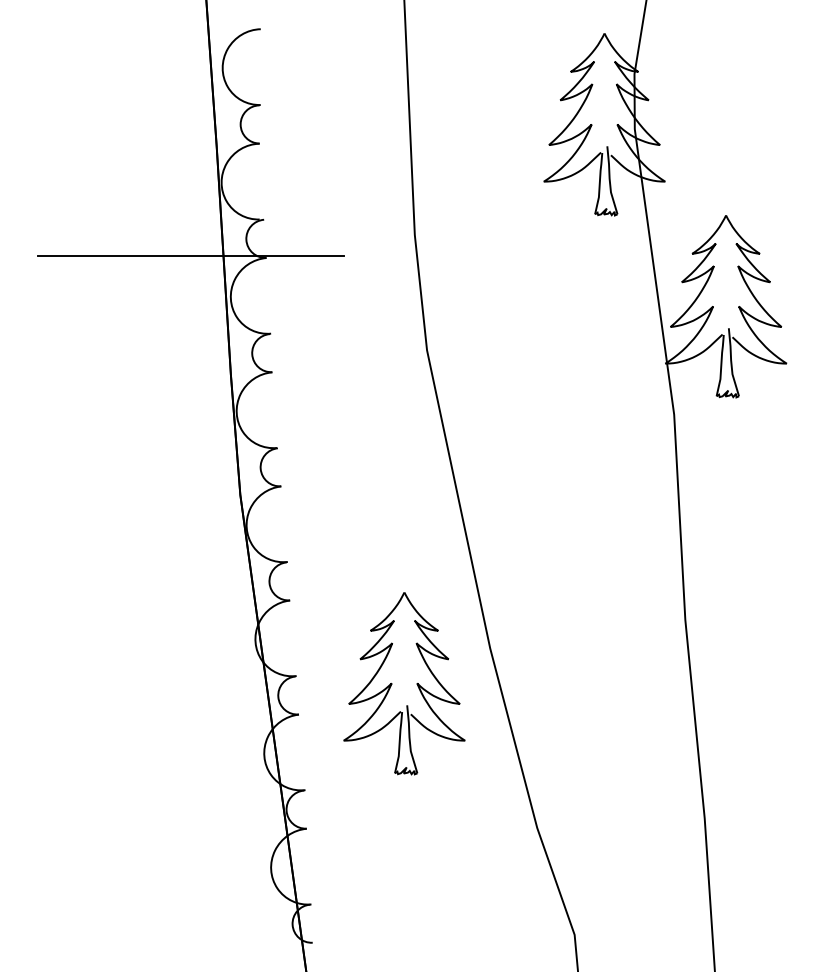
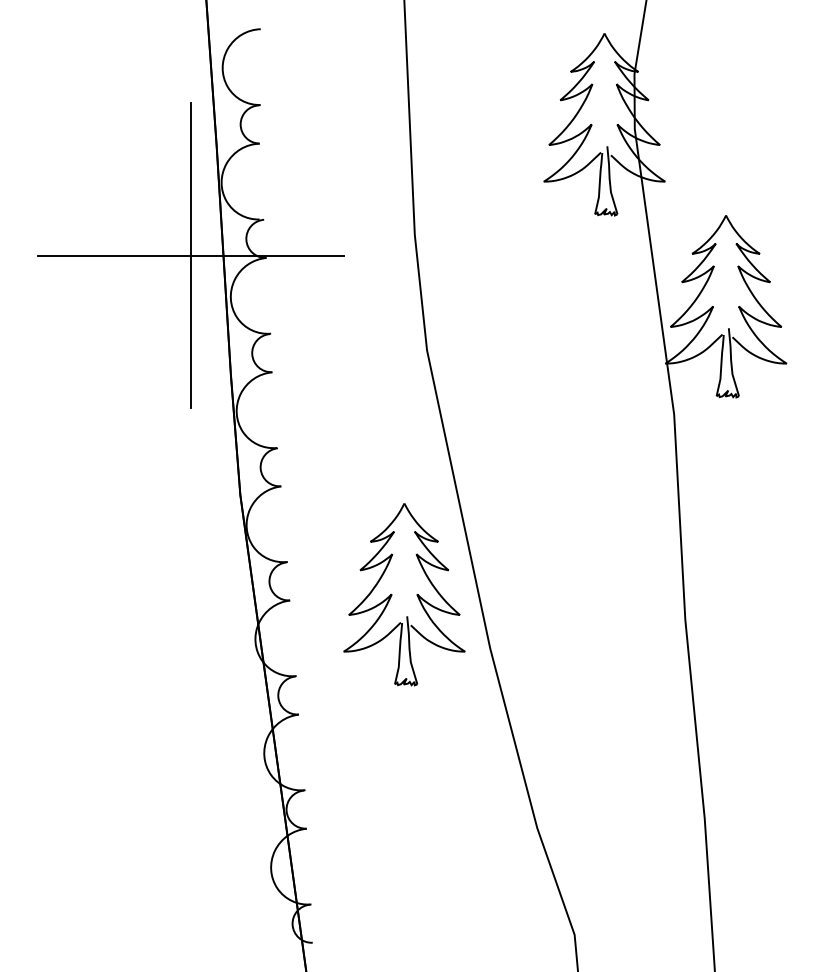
line: none -> present (191, 255)
part position: (404, 683) -> (404, 594) (404, 594)
